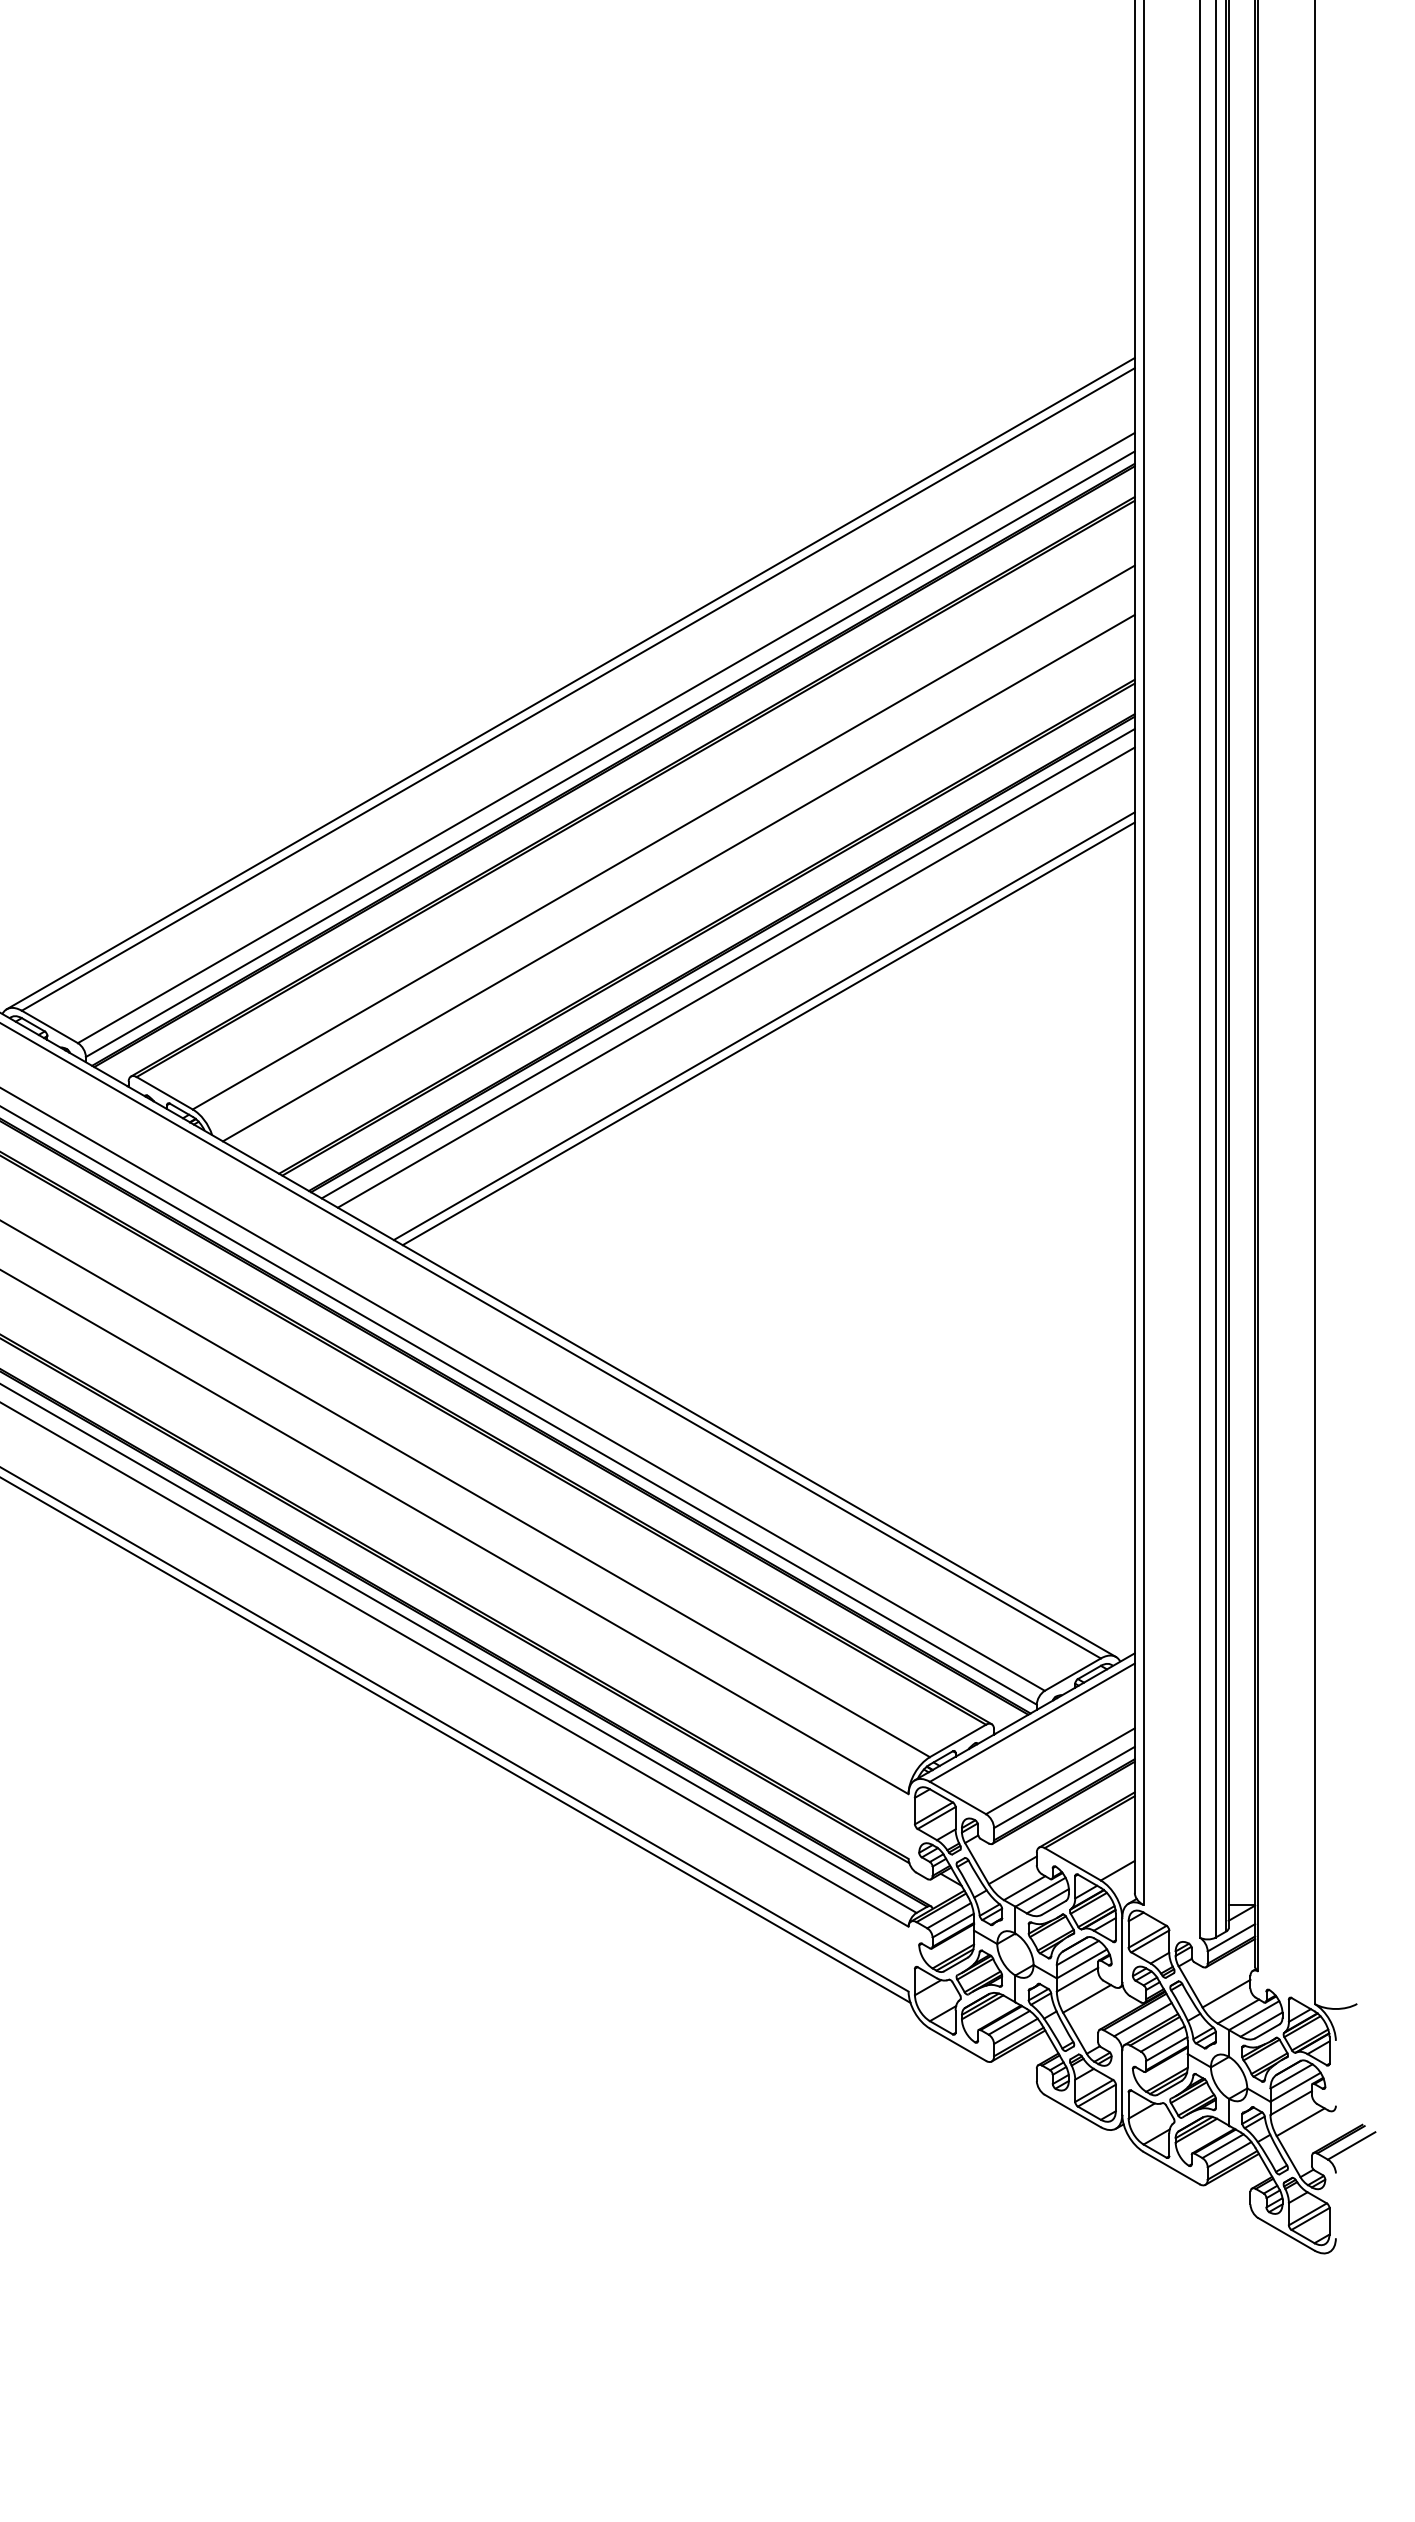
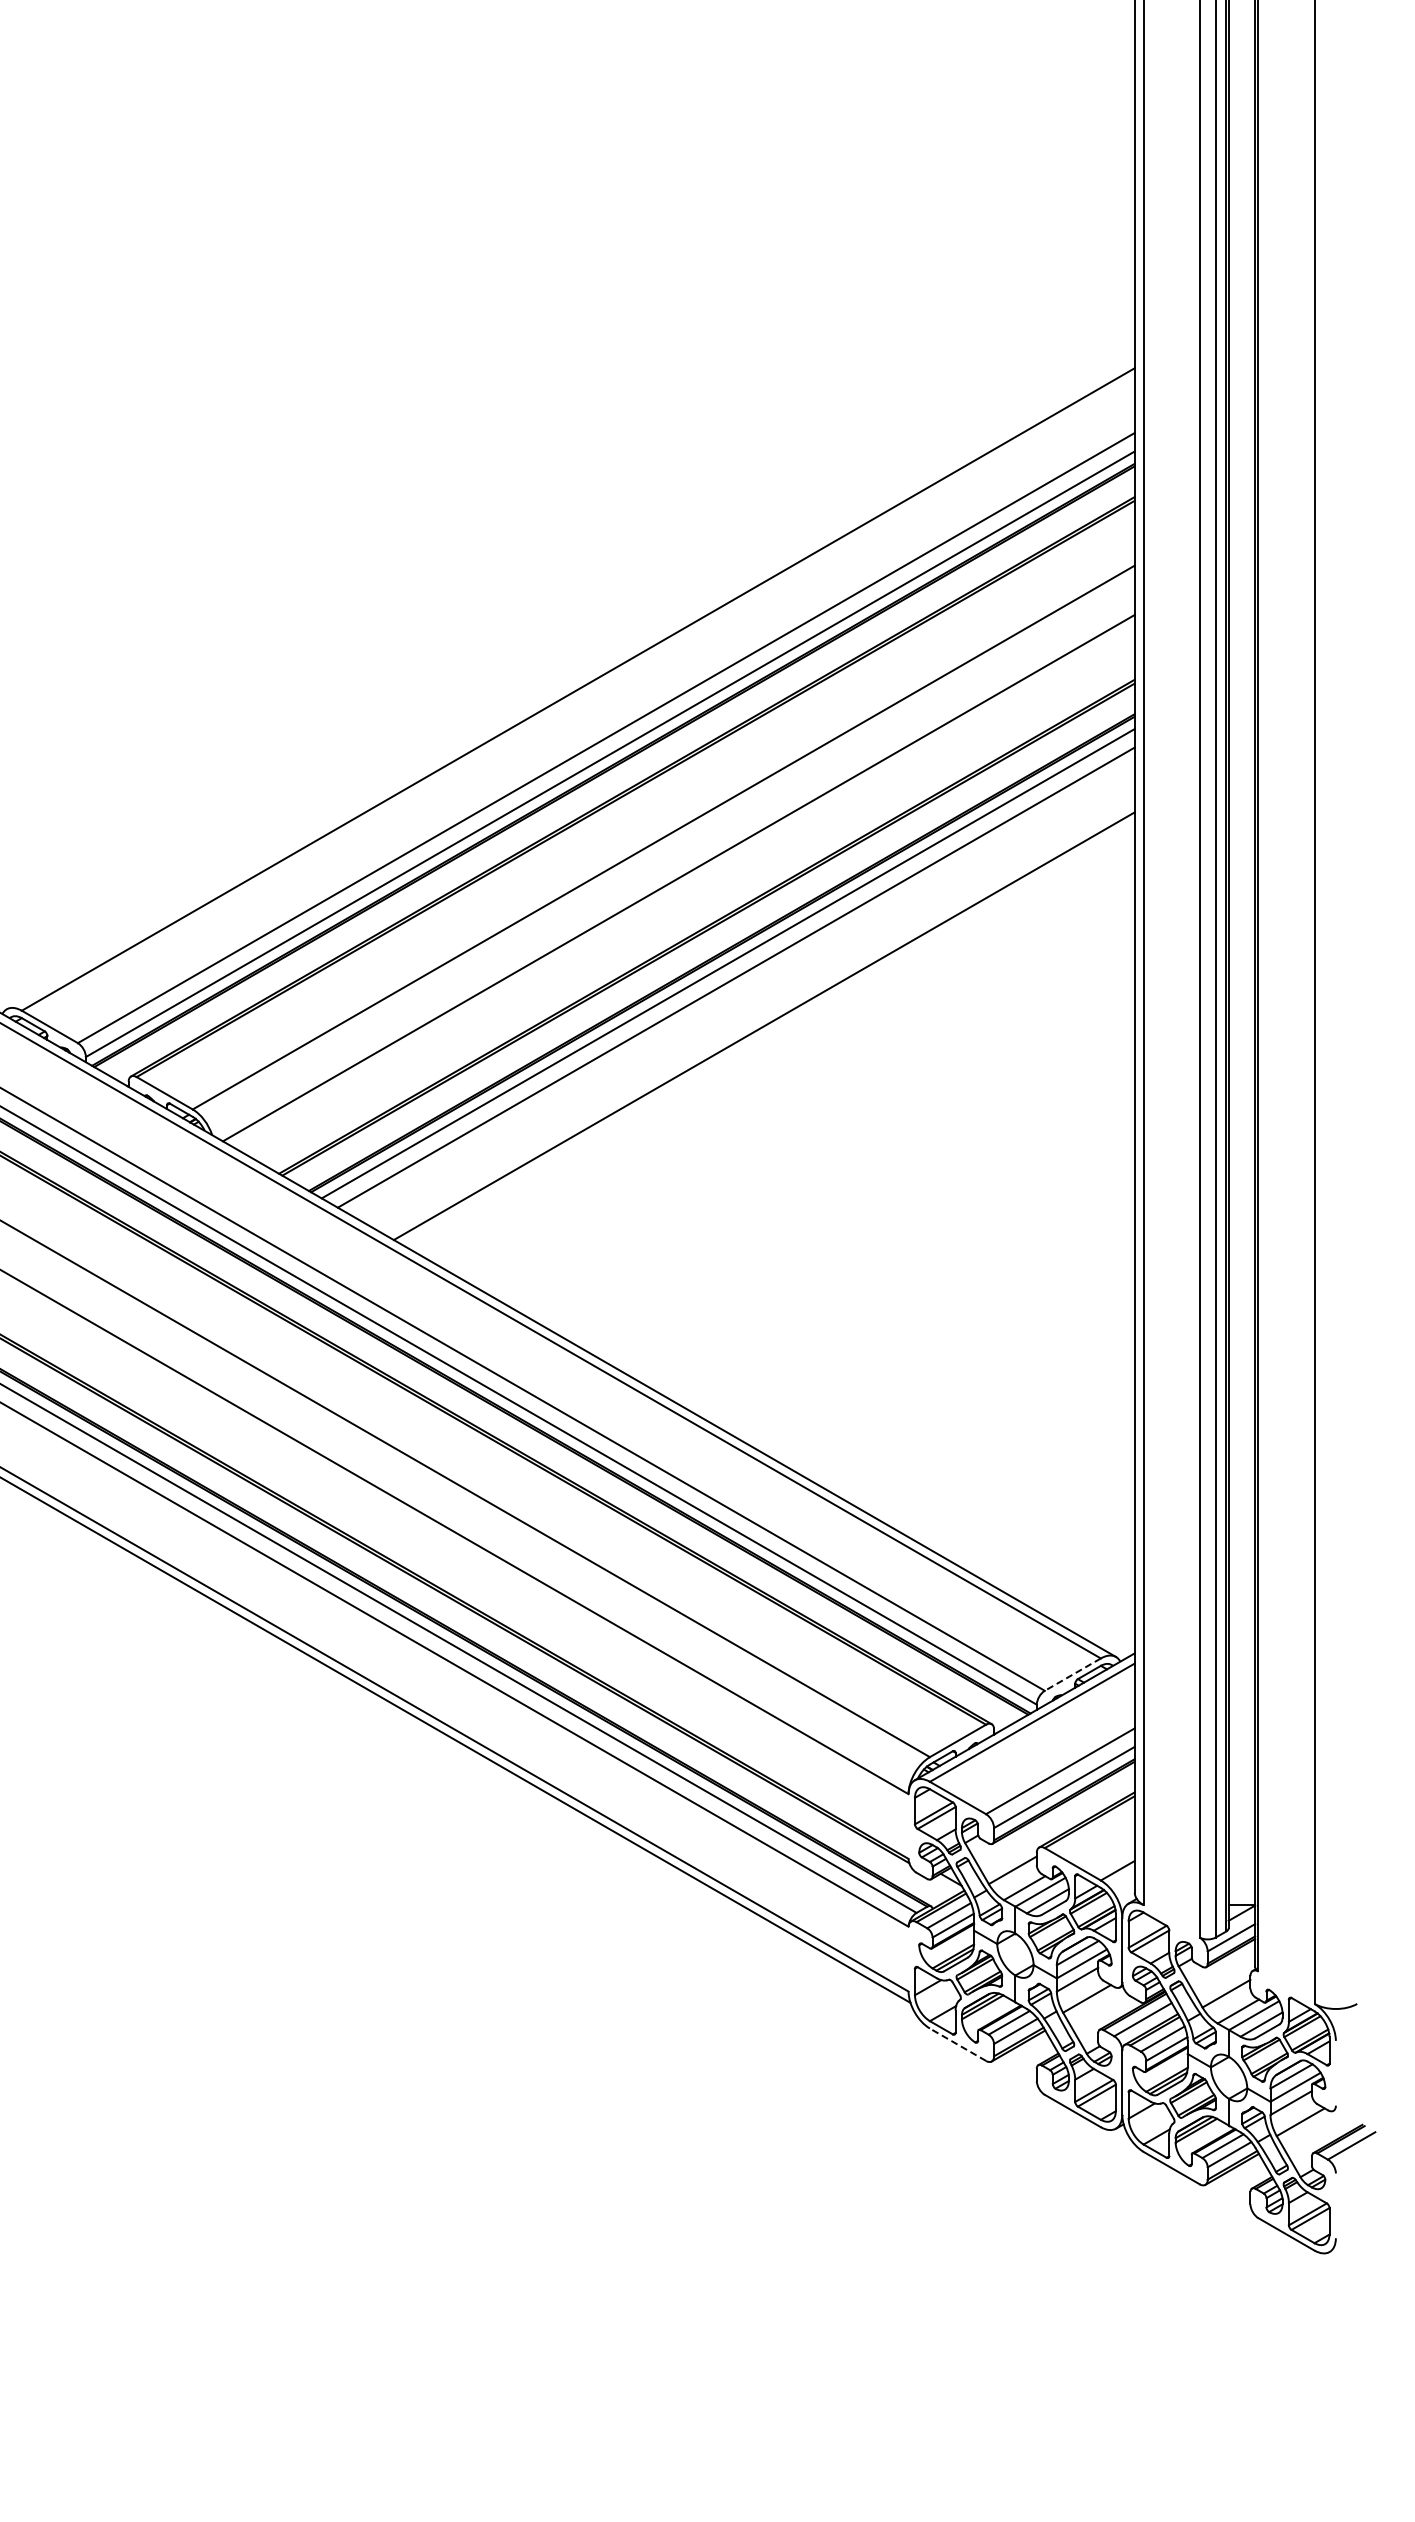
line: present -> none (570, 683)
line: present -> none (768, 1033)
line: solid -> dashed (1072, 1674)
line: solid -> dashed (957, 2044)
